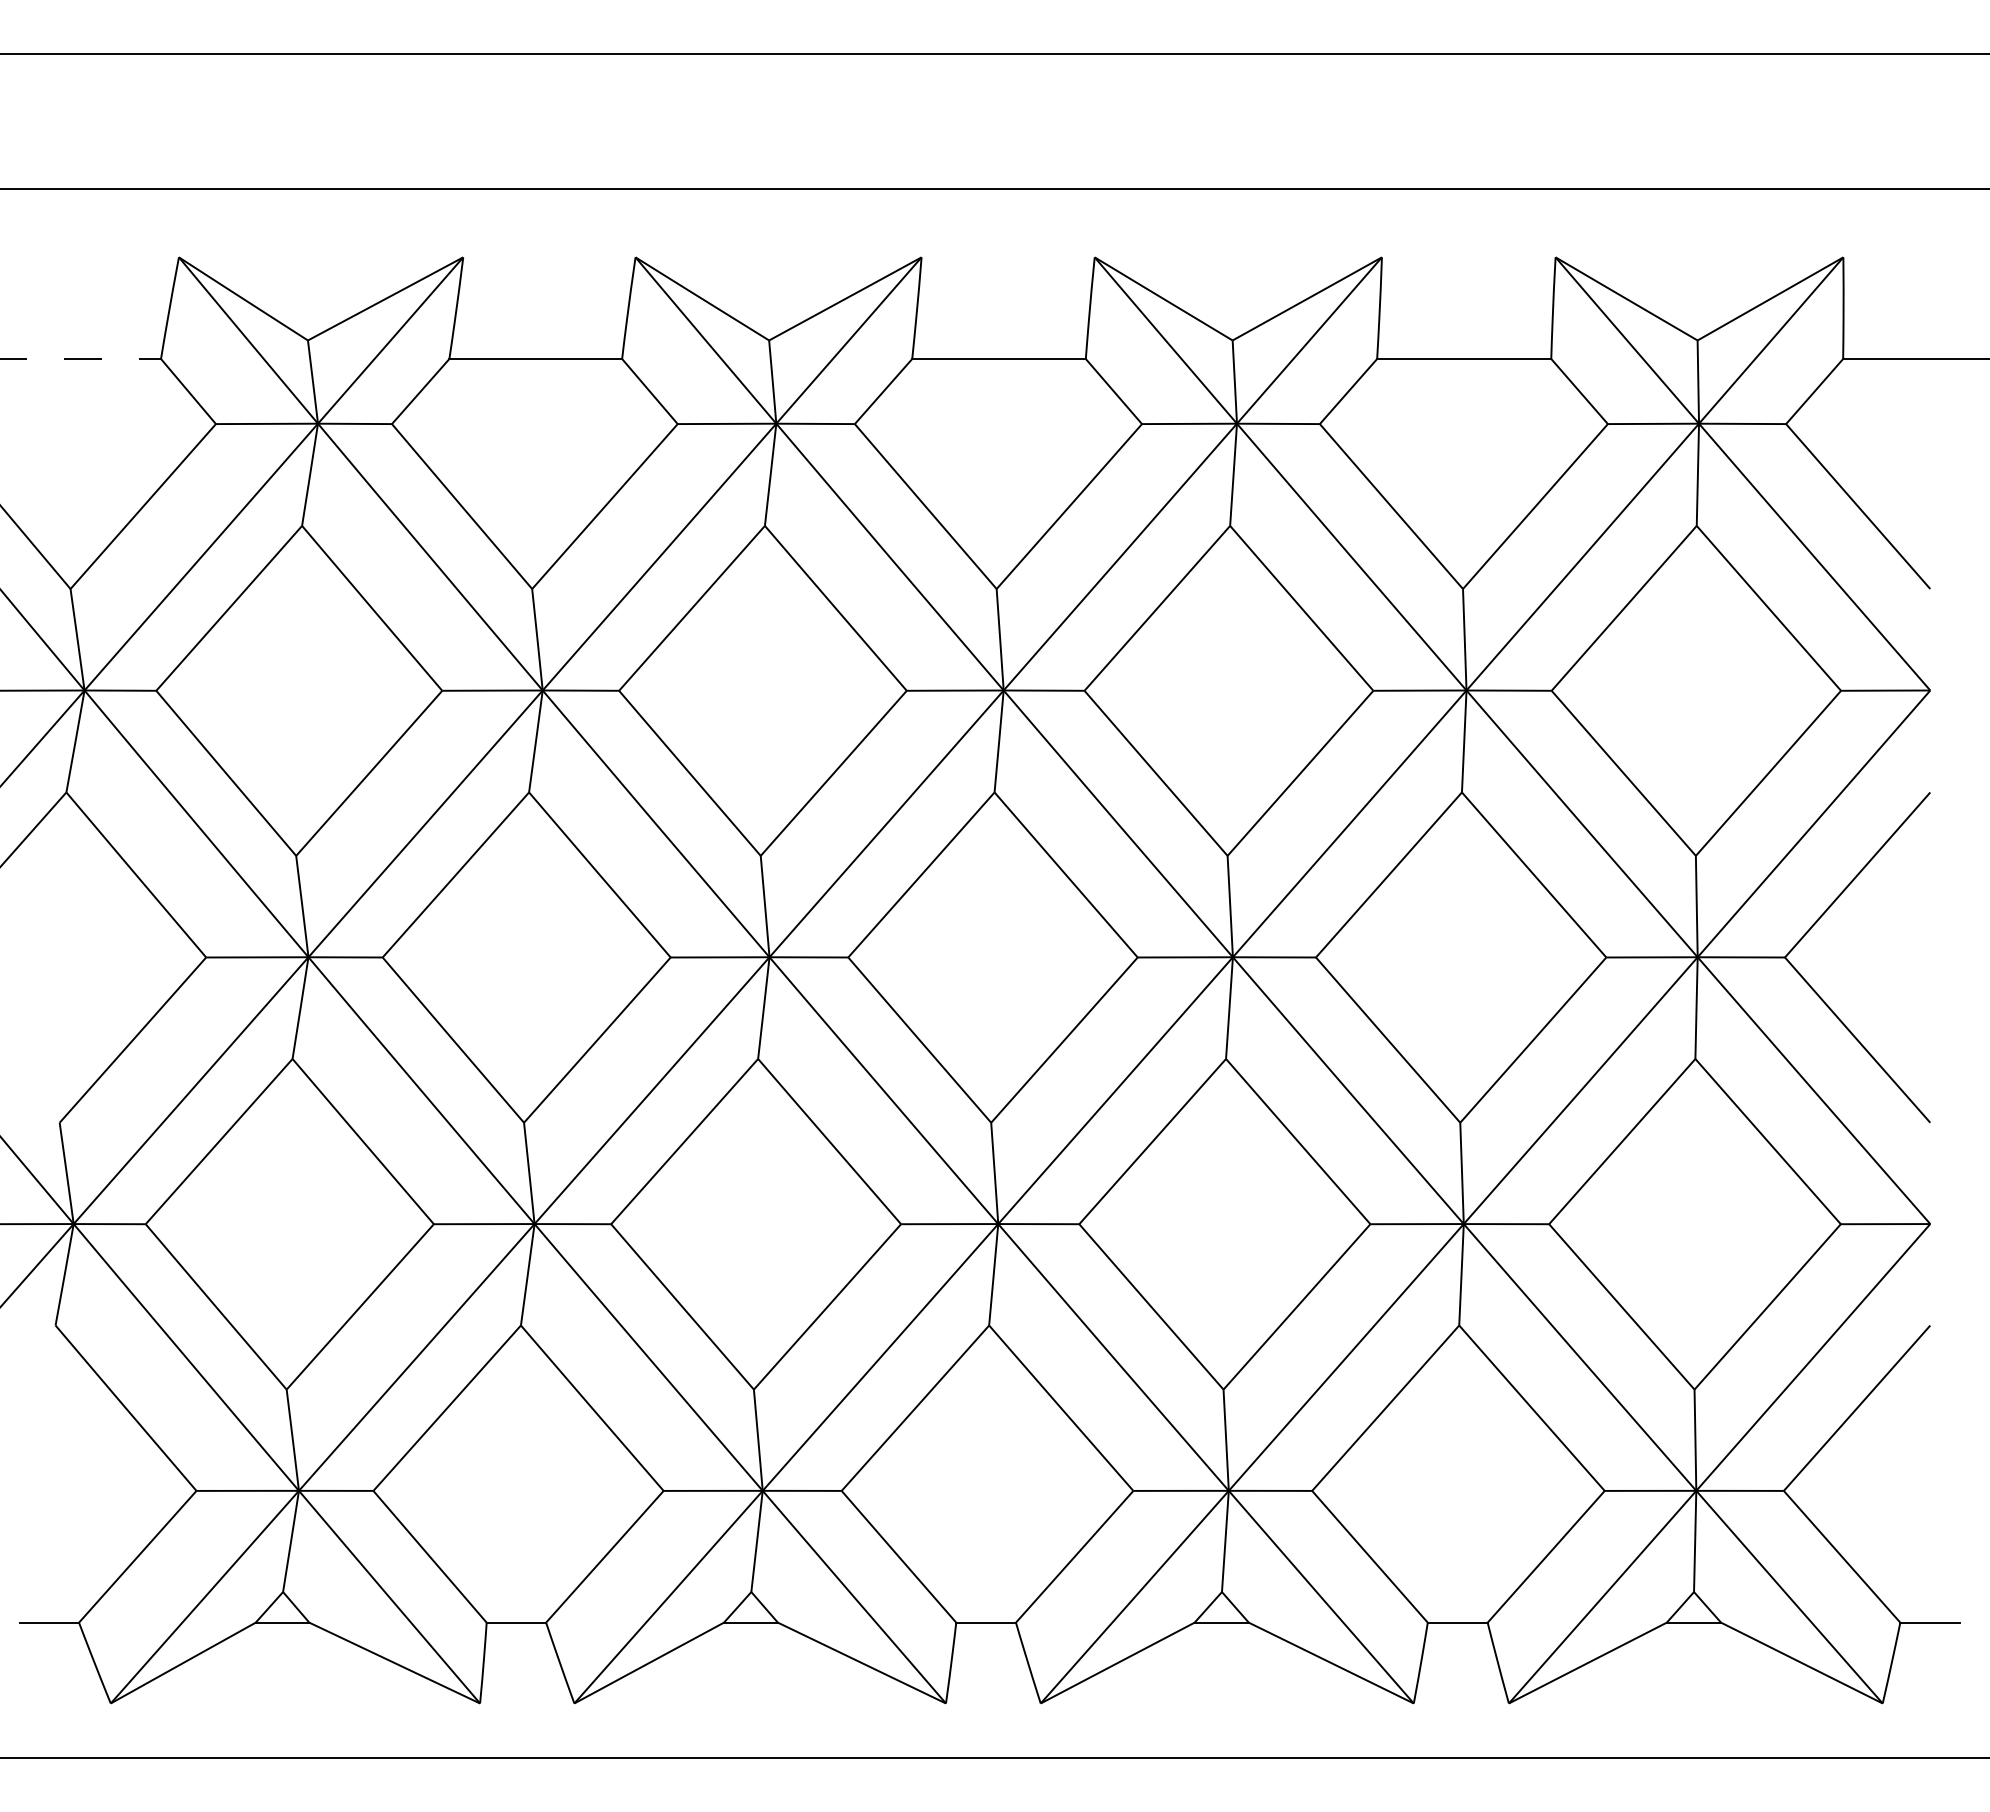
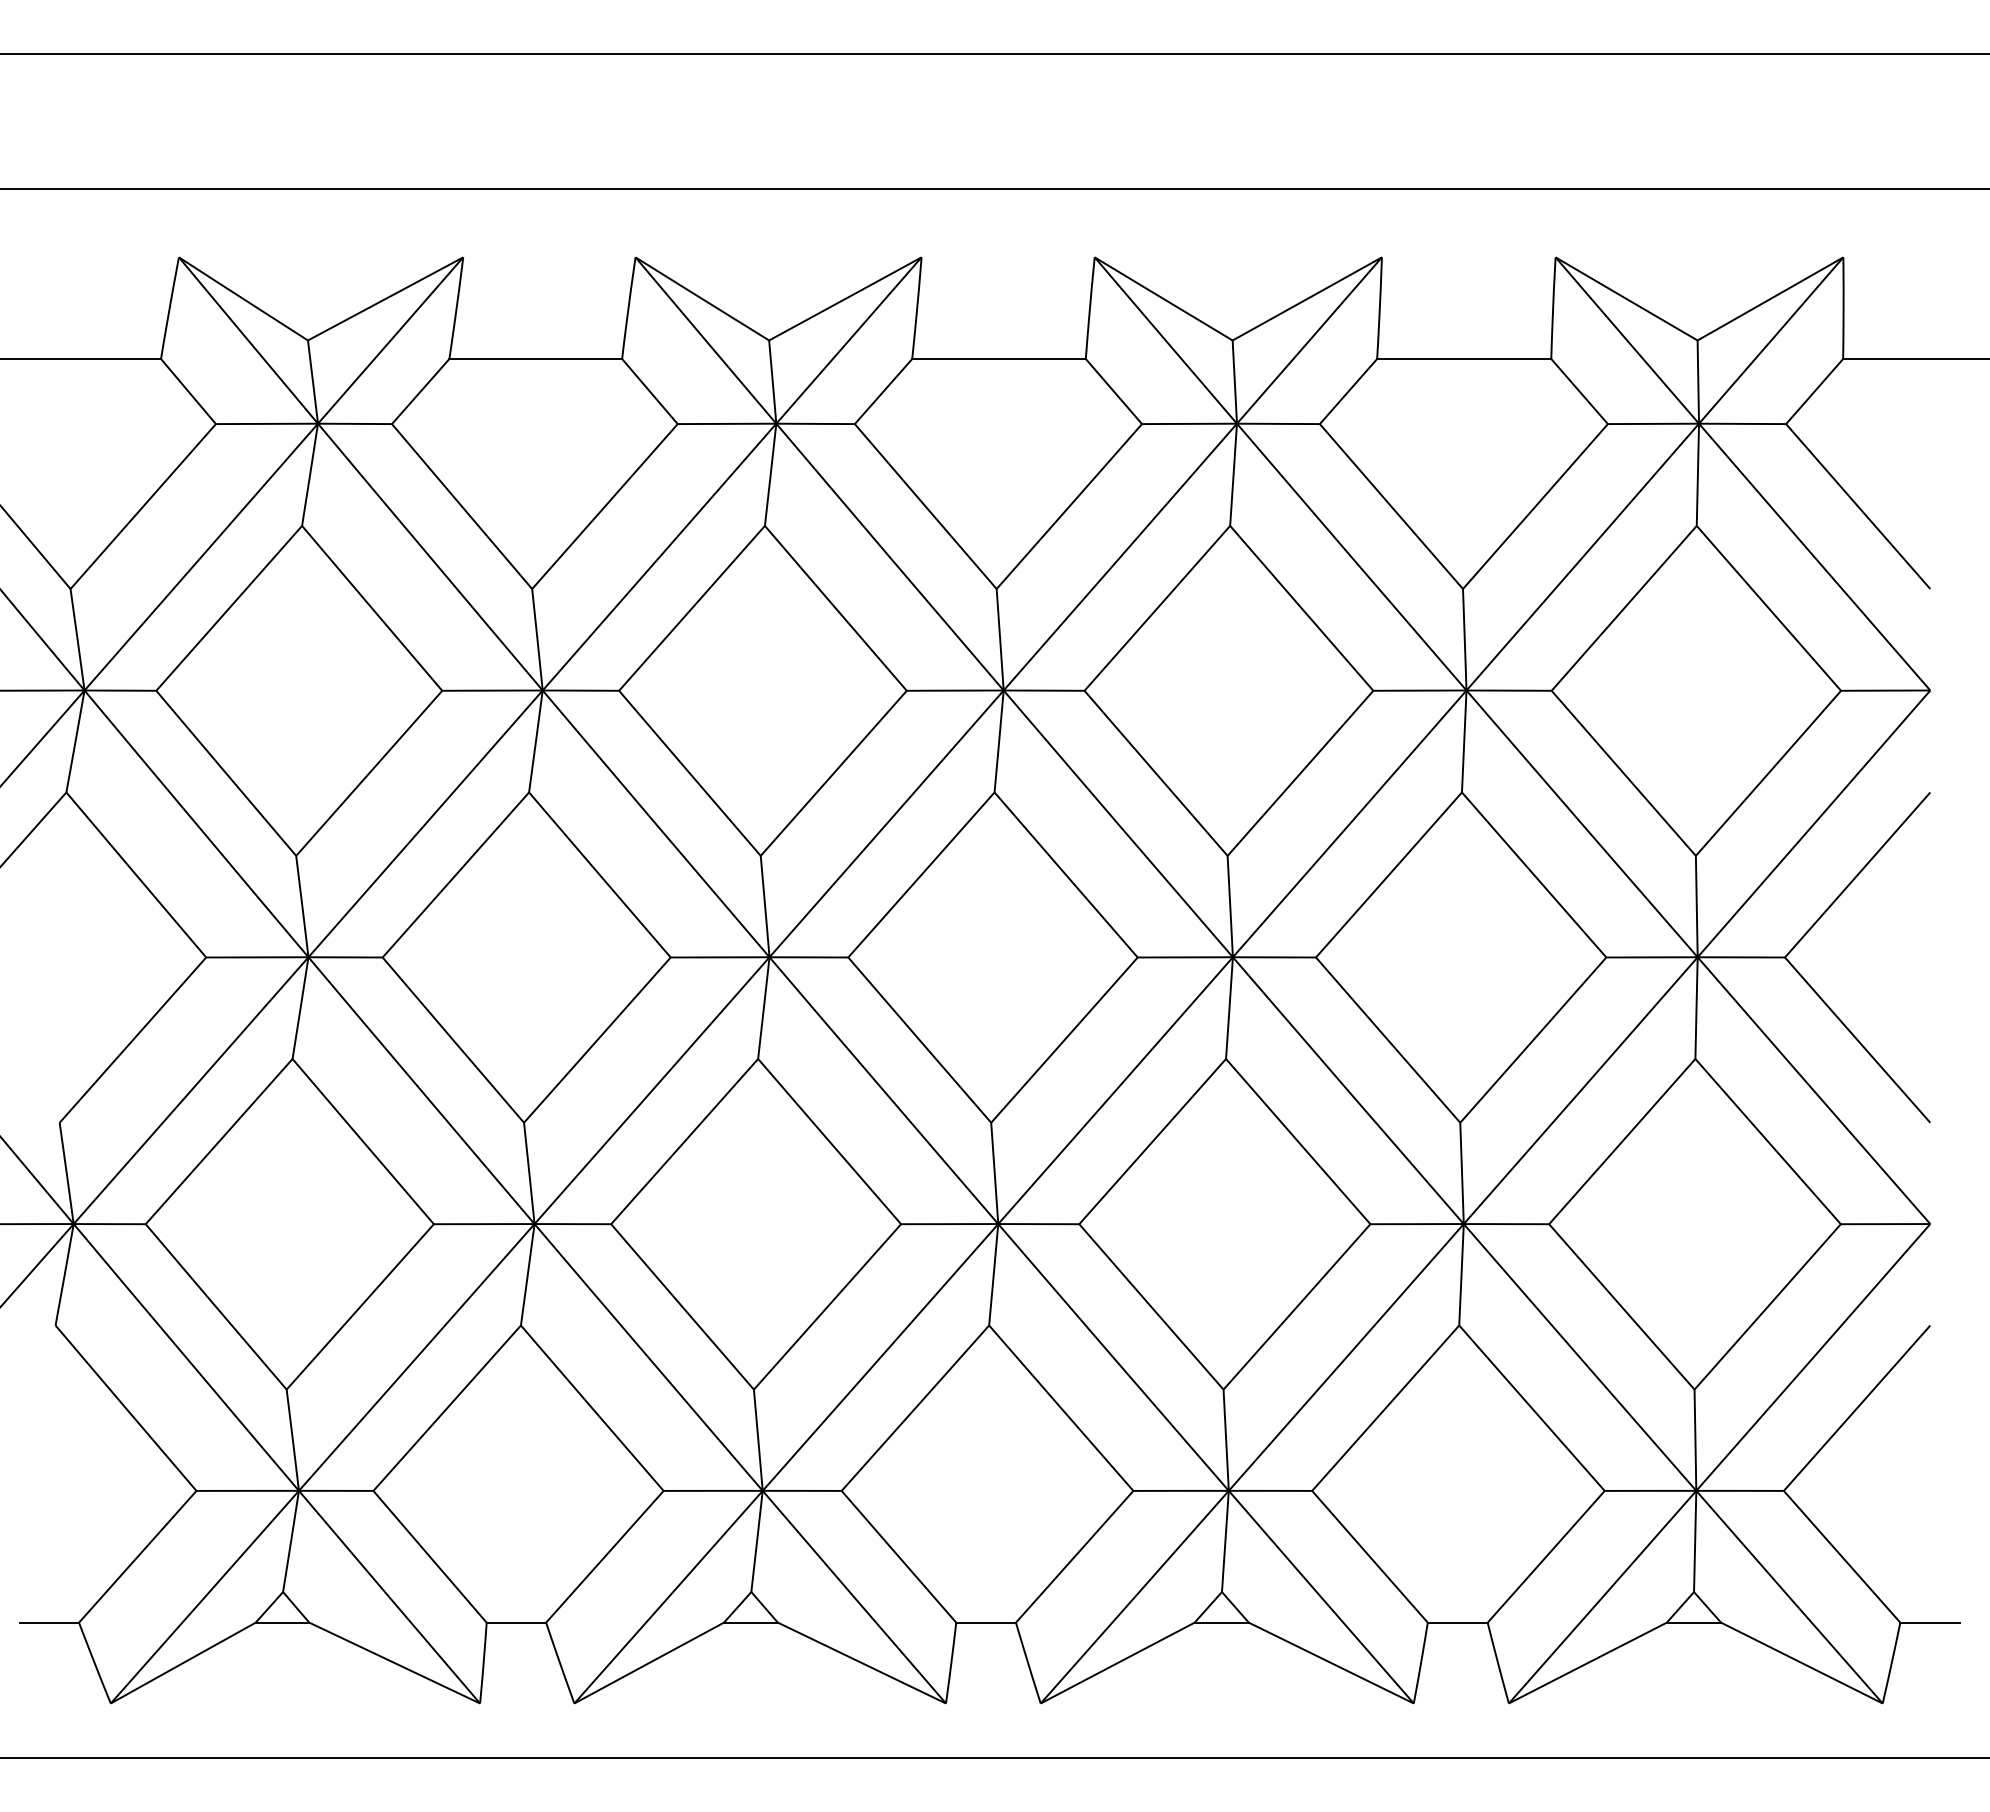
line: dashed -> solid (81, 359)
